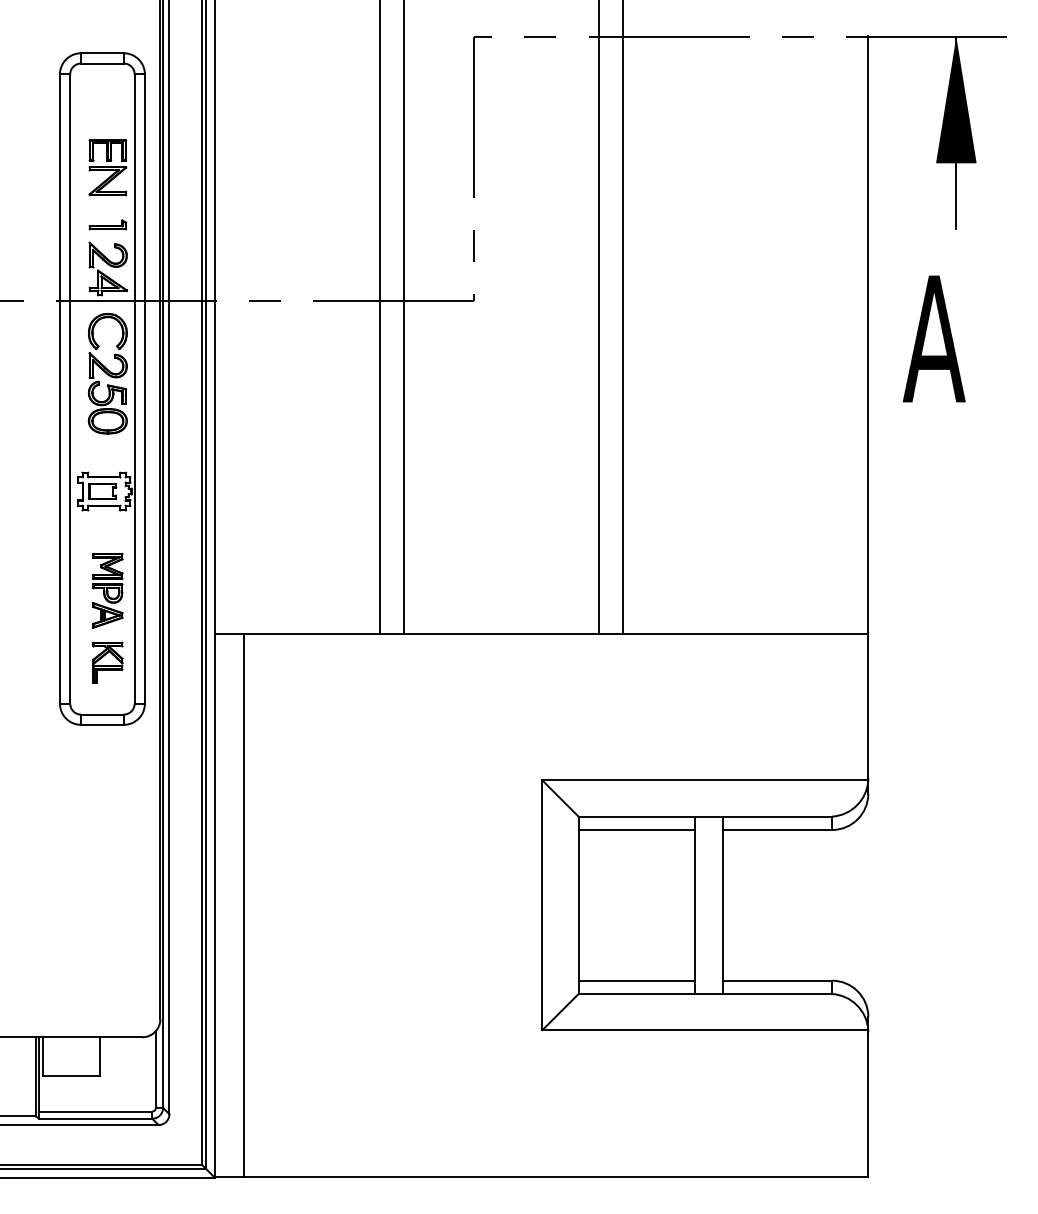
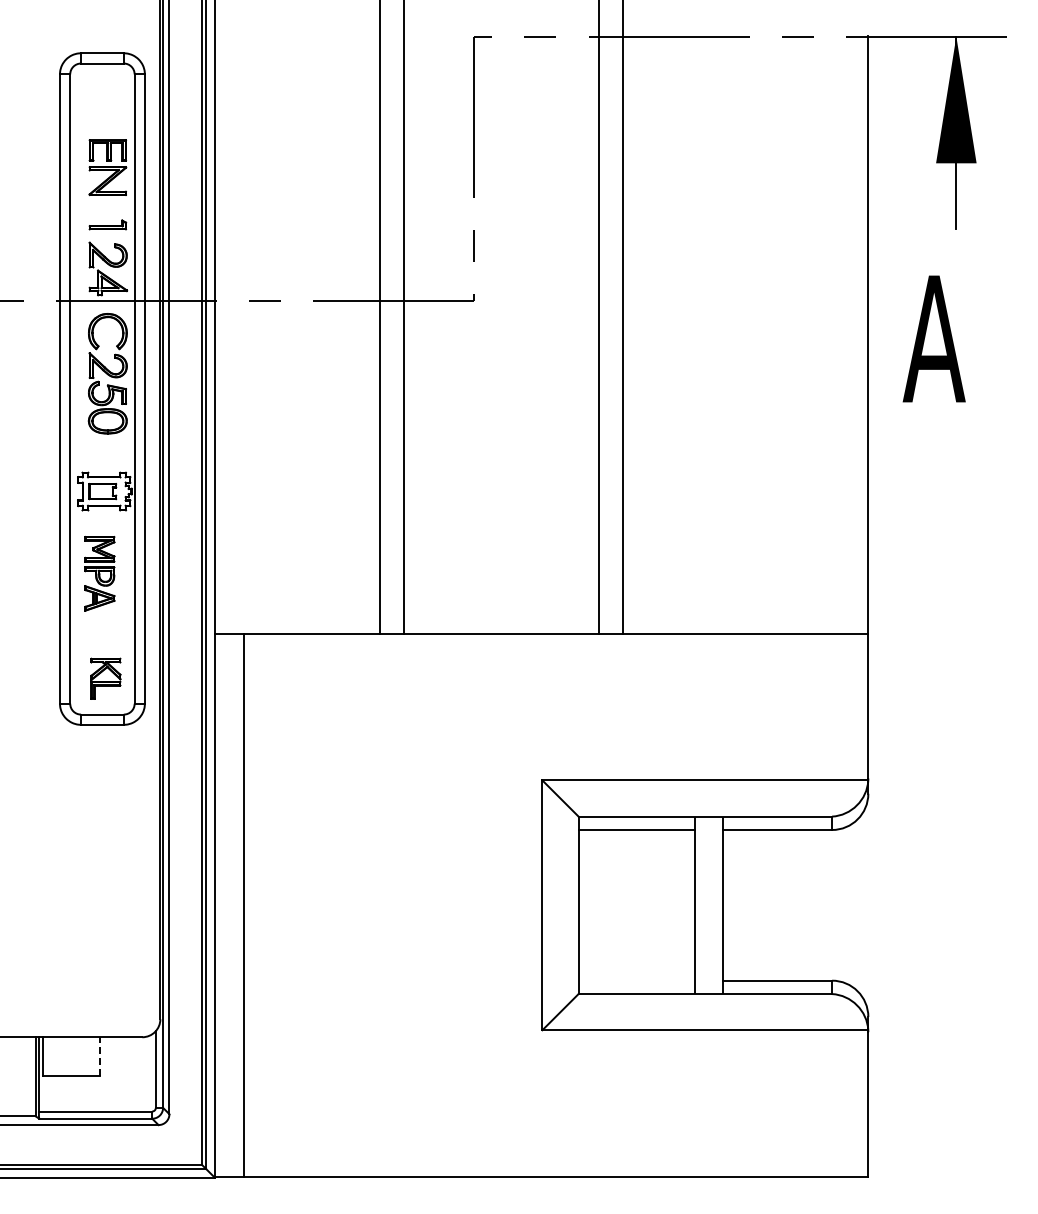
part position: (107, 590) -> (99, 573) (99, 573)
part position: (107, 662) -> (105, 678) (105, 678)
line: present -> none (636, 980)
line: solid -> dashed (100, 1056)
